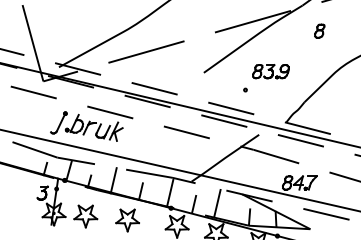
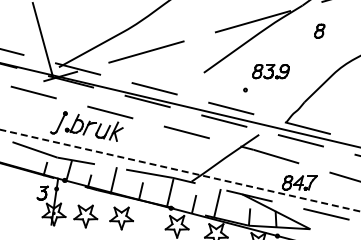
line position: (32, 41) -> (42, 40) (42, 40)
line: solid -> dashed (181, 170)
part position: (127, 220) -> (121, 218) (121, 218)
